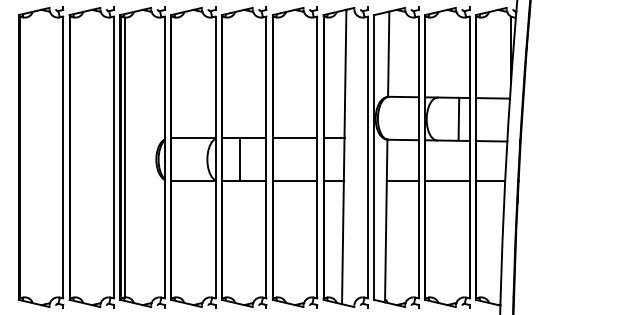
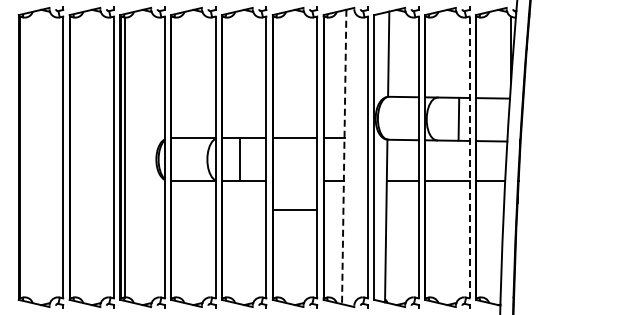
line: solid -> dashed (344, 157)
line: solid -> dashed (469, 157)
line position: (294, 181) -> (294, 210) (294, 210)
